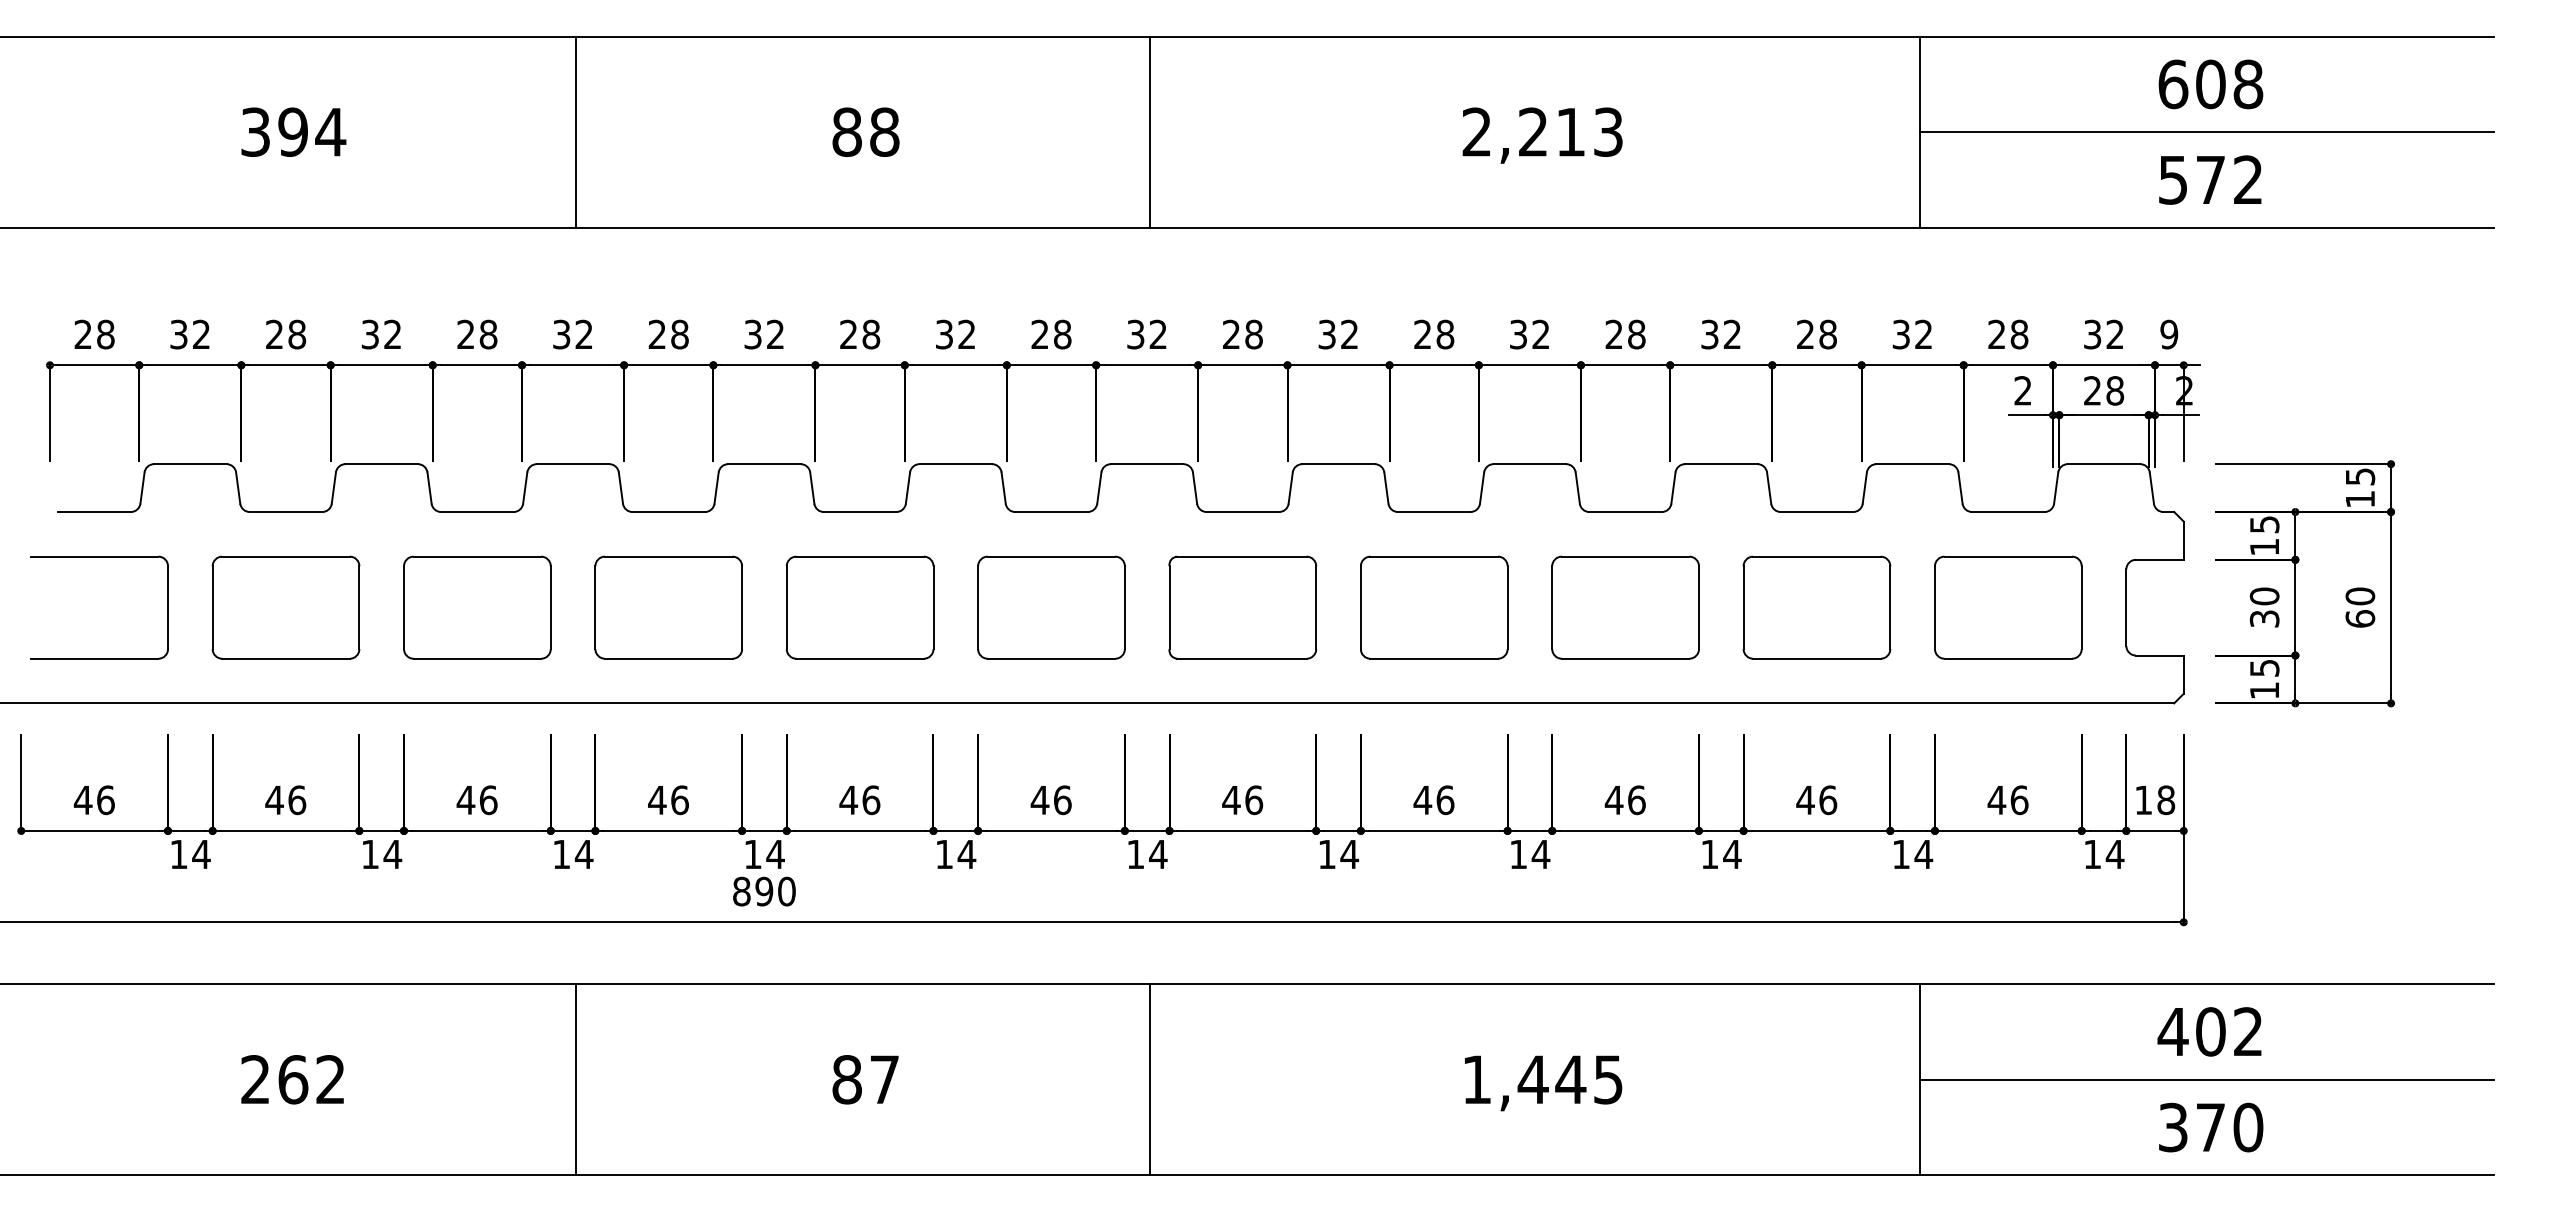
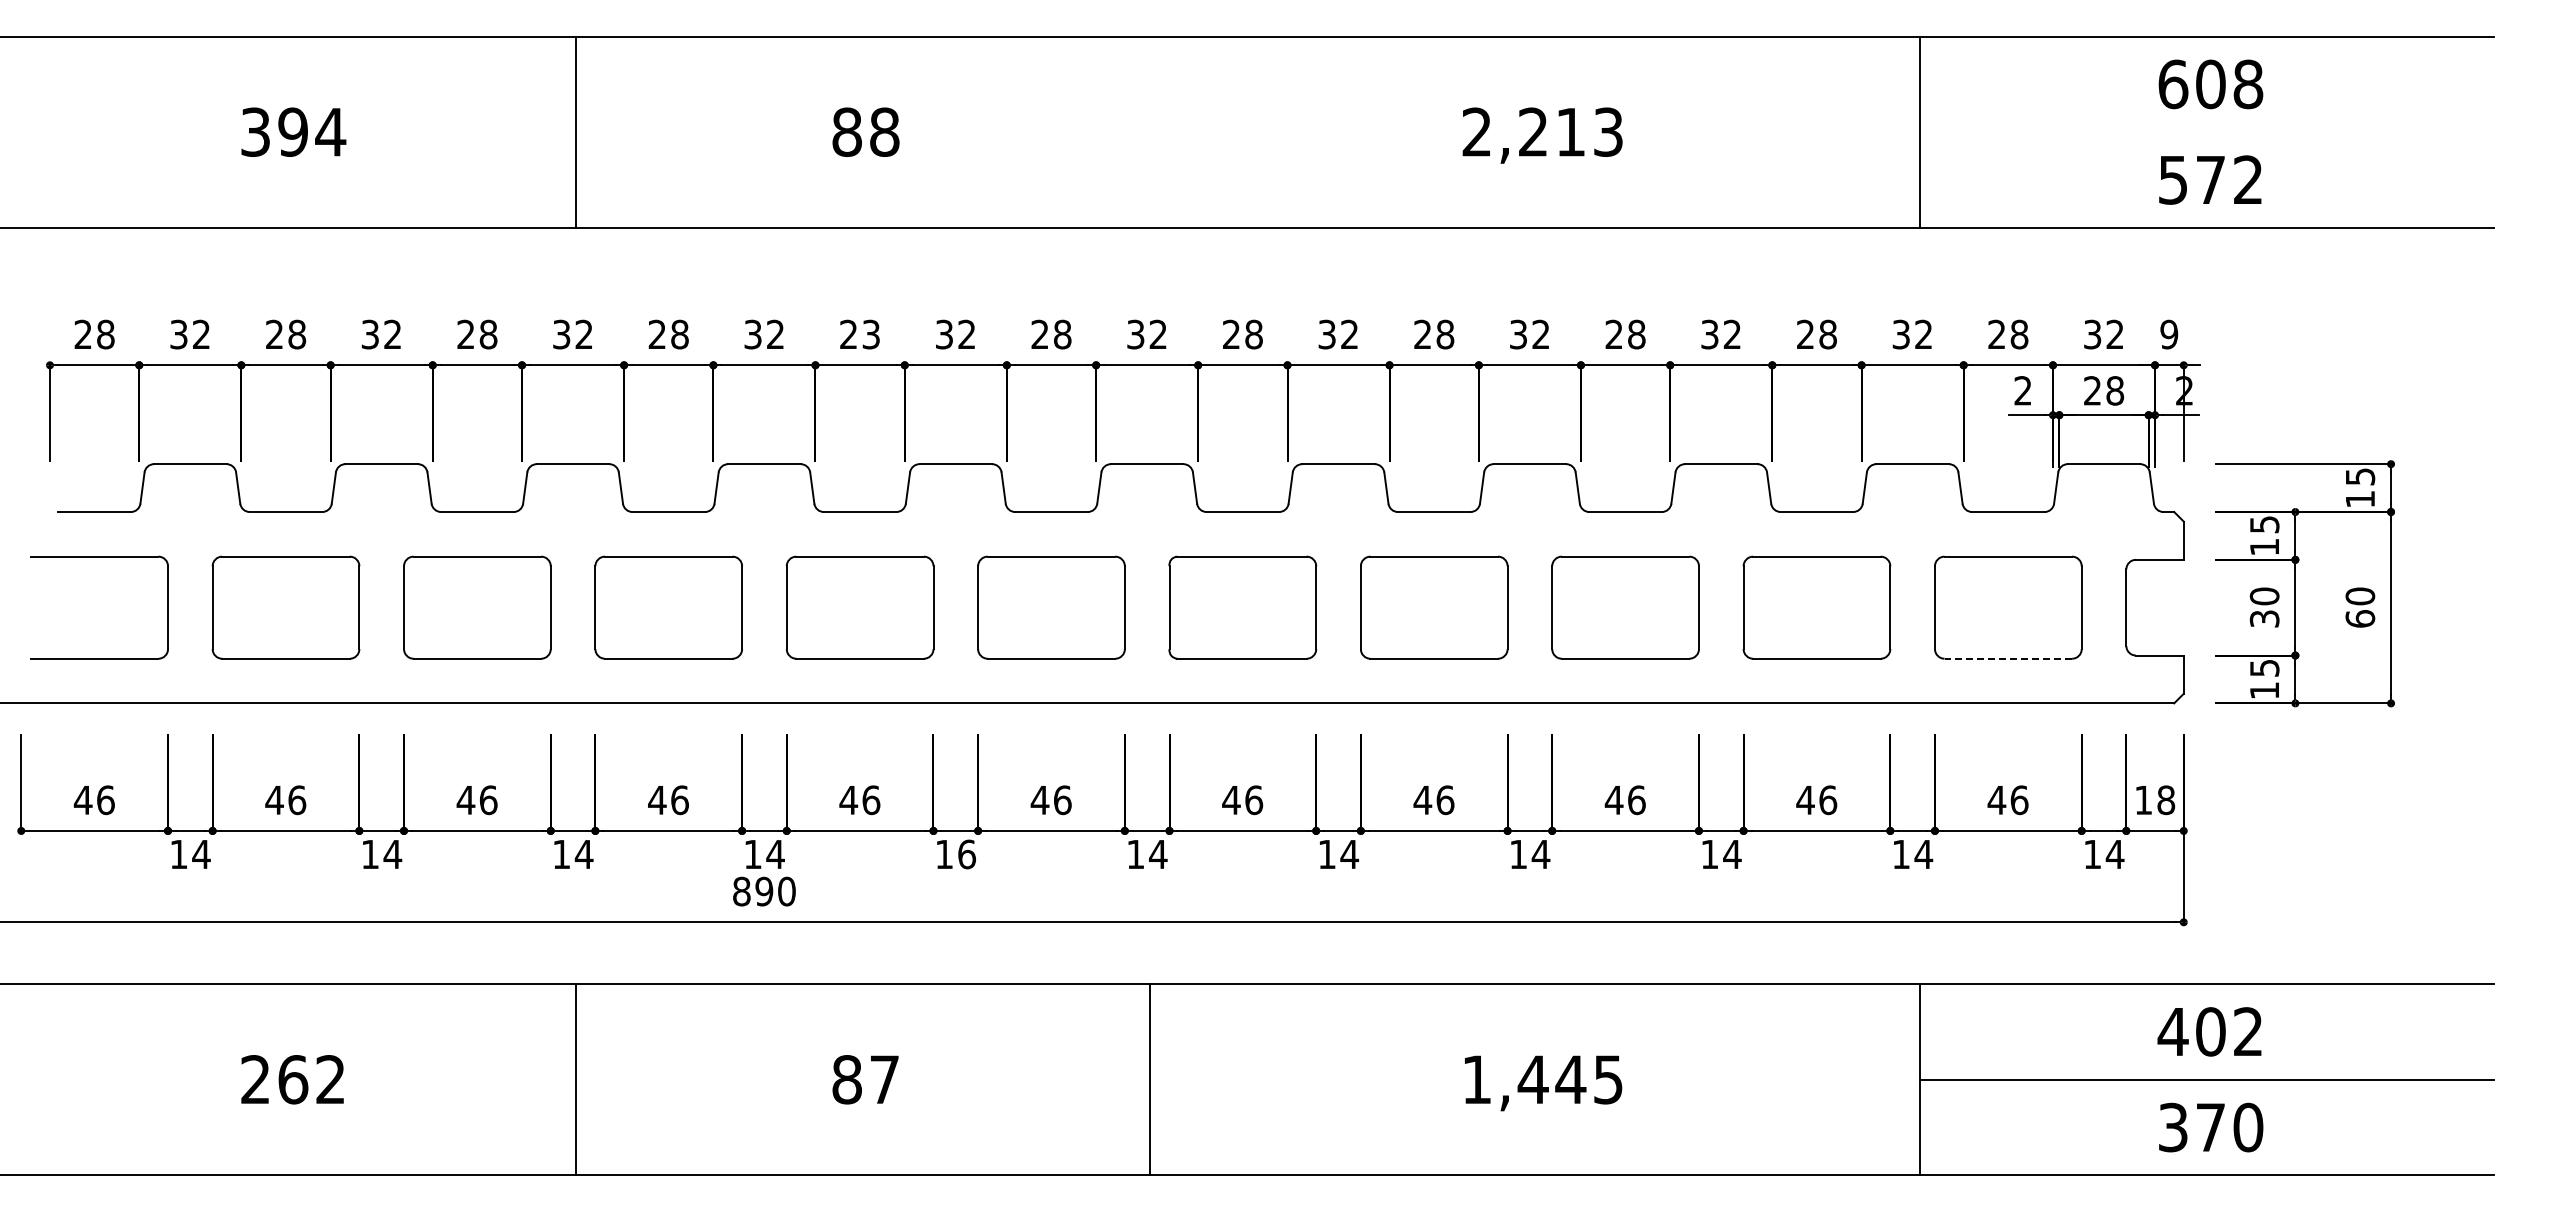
line: present -> none (1150, 131)
line: present -> none (2206, 132)
text: 28 -> 23 (871, 334)
line: solid -> dashed (2008, 658)
text: 14 -> 16 (966, 854)
